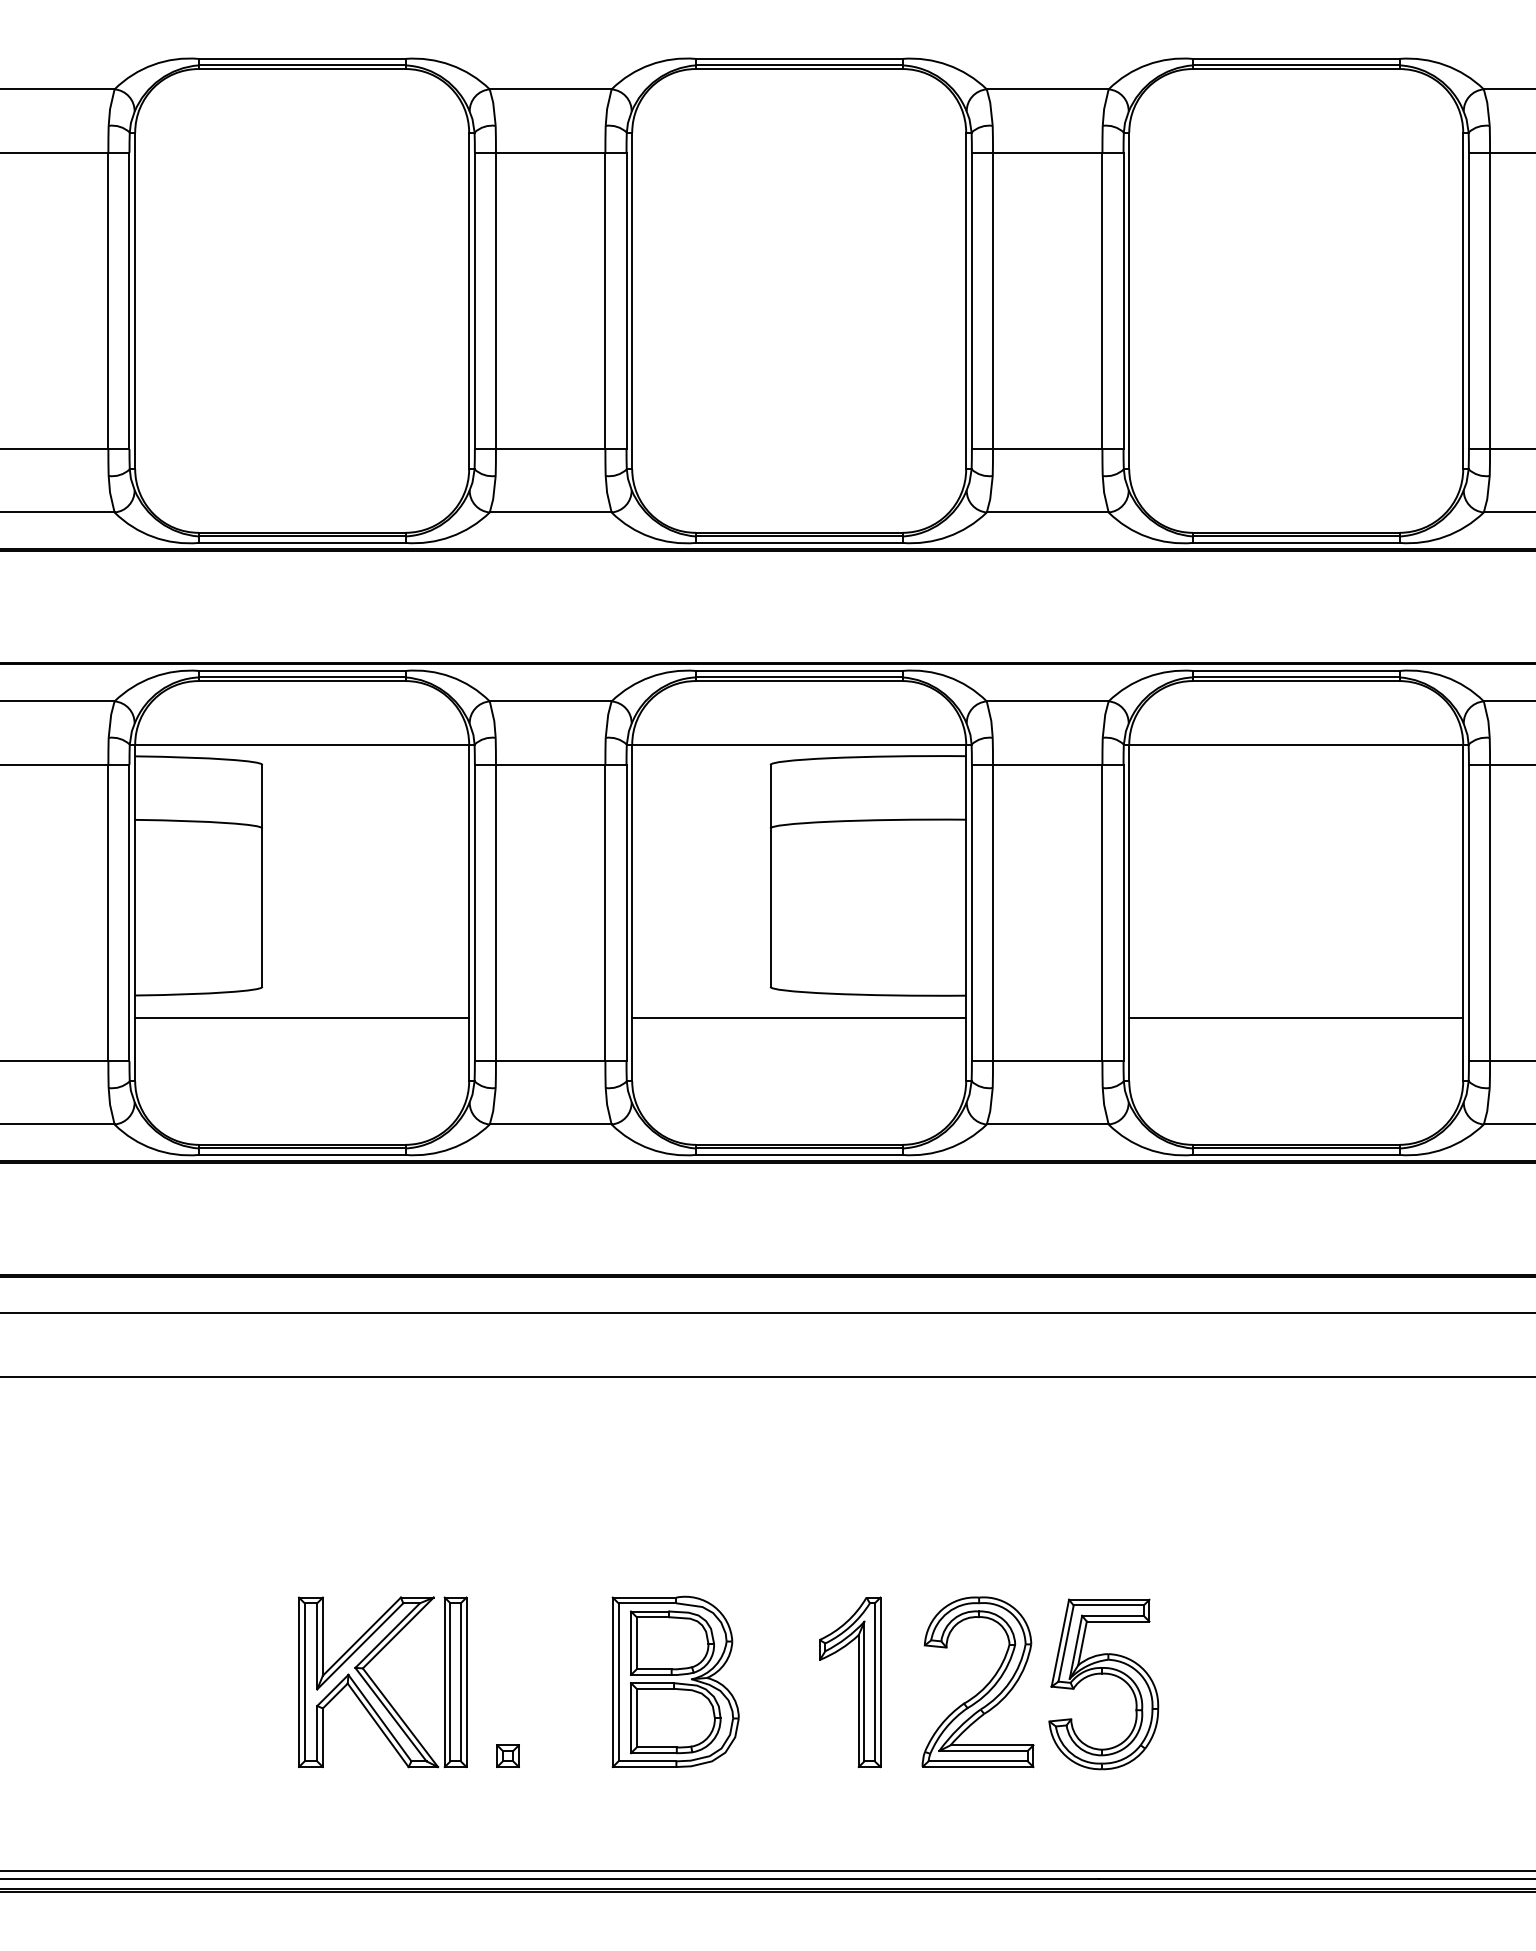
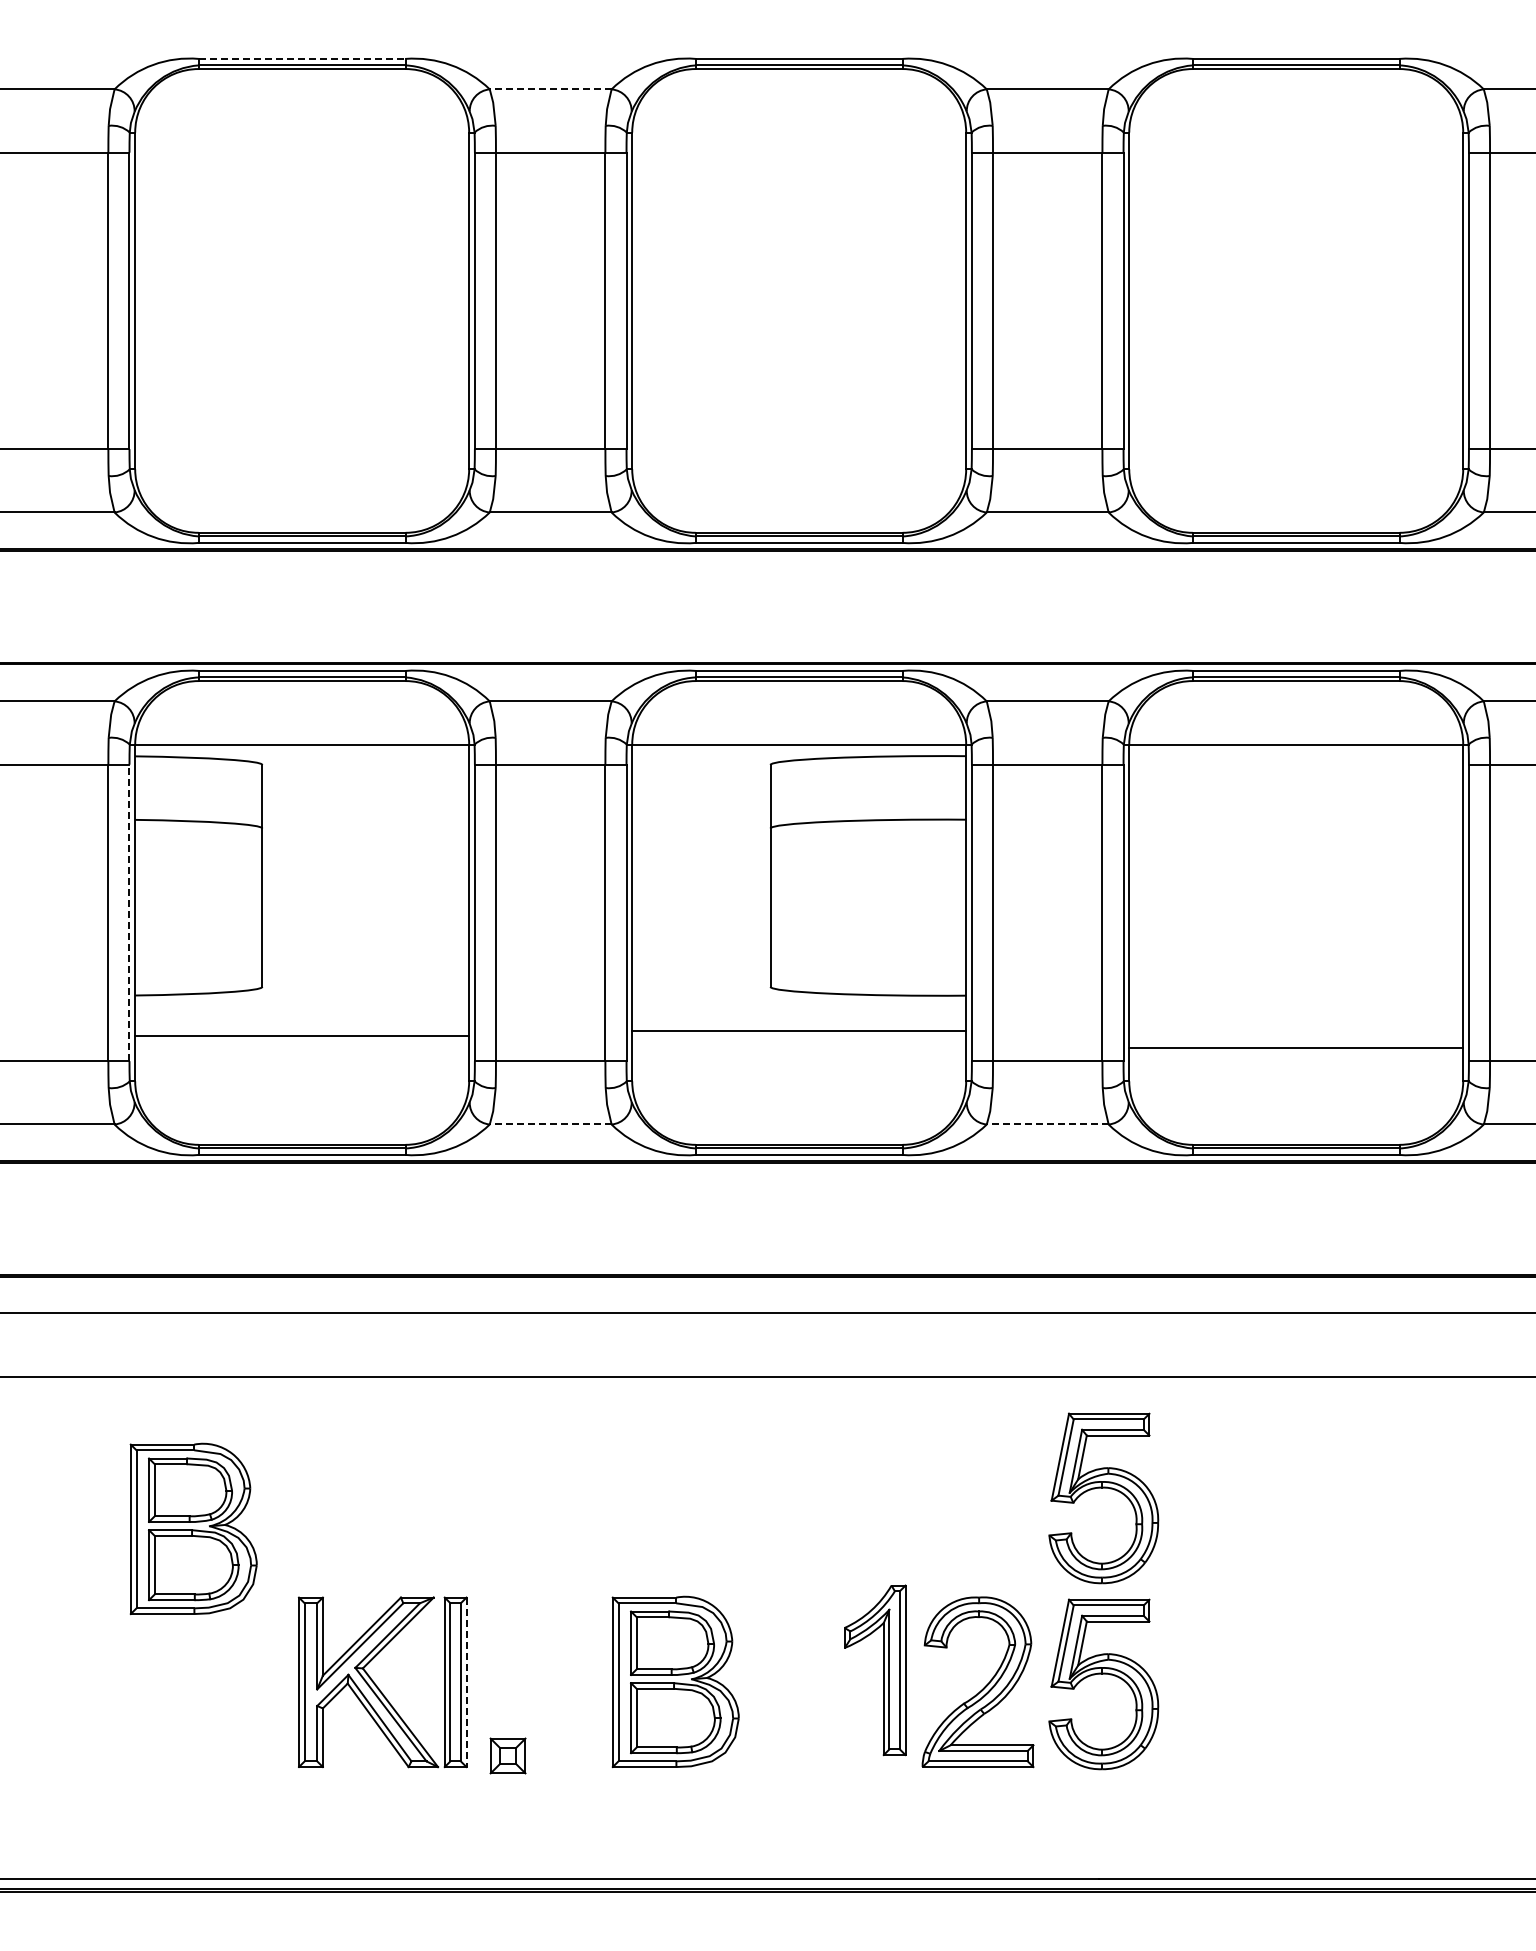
line: solid -> dashed (302, 58)
line: solid -> dashed (550, 89)
line: solid -> dashed (129, 912)
line position: (302, 1018) -> (302, 1036) (302, 1036)
line position: (799, 1018) -> (799, 1031) (799, 1031)
line position: (1296, 1018) -> (1296, 1048) (1296, 1048)
line: solid -> dashed (550, 1124)
line: solid -> dashed (1047, 1124)
part: none -> present (1103, 1488)
part: none -> present (193, 1528)
line: solid -> dashed (466, 1682)
part position: (858, 1682) -> (883, 1670) (883, 1670)
part size: 24x25 px -> 38x38 px (507, 1755)
line: present -> none (767, 1871)
